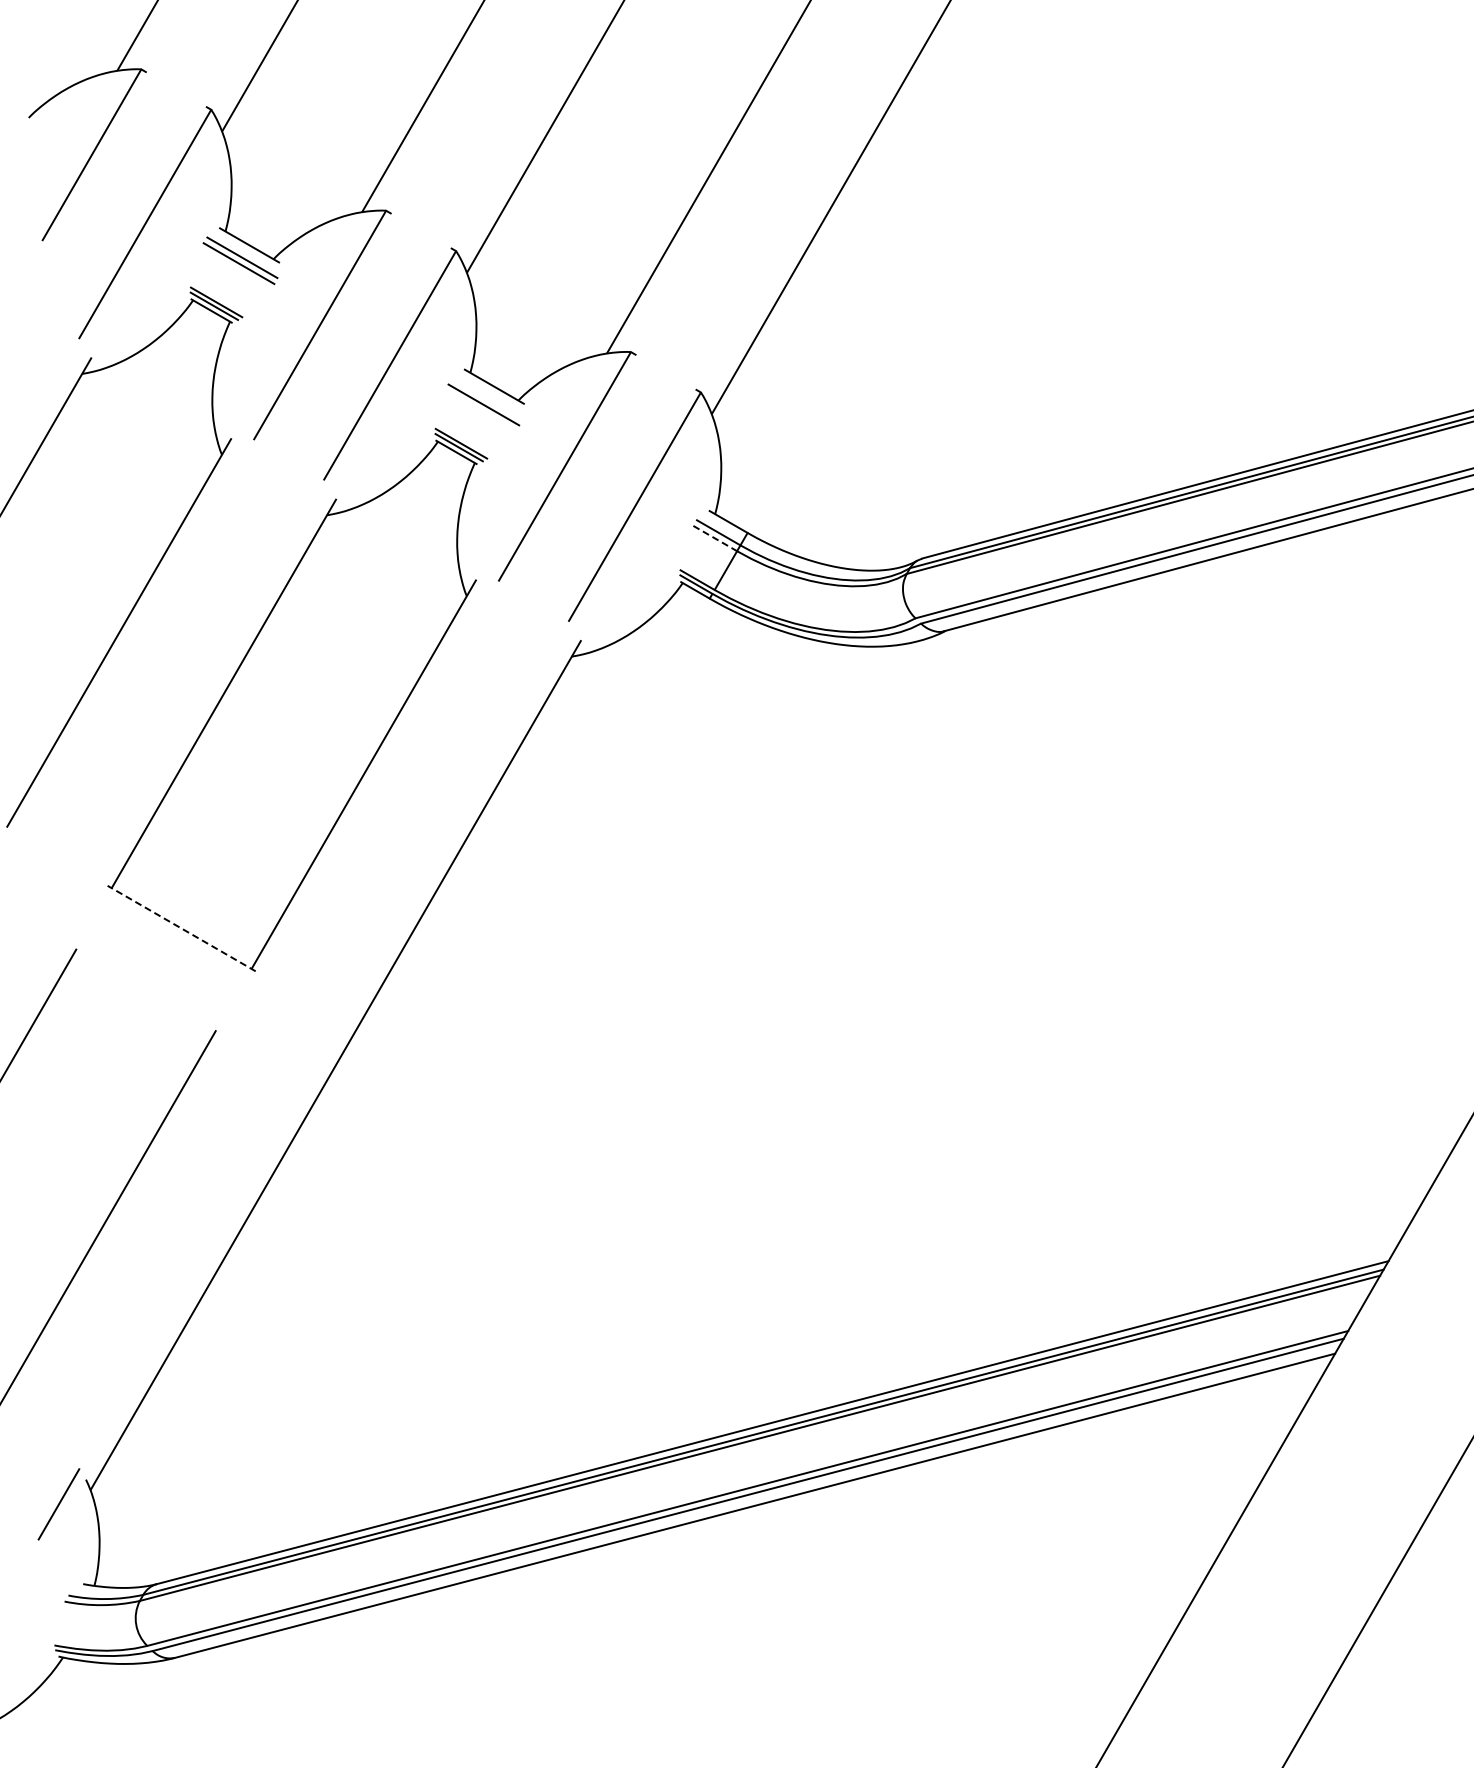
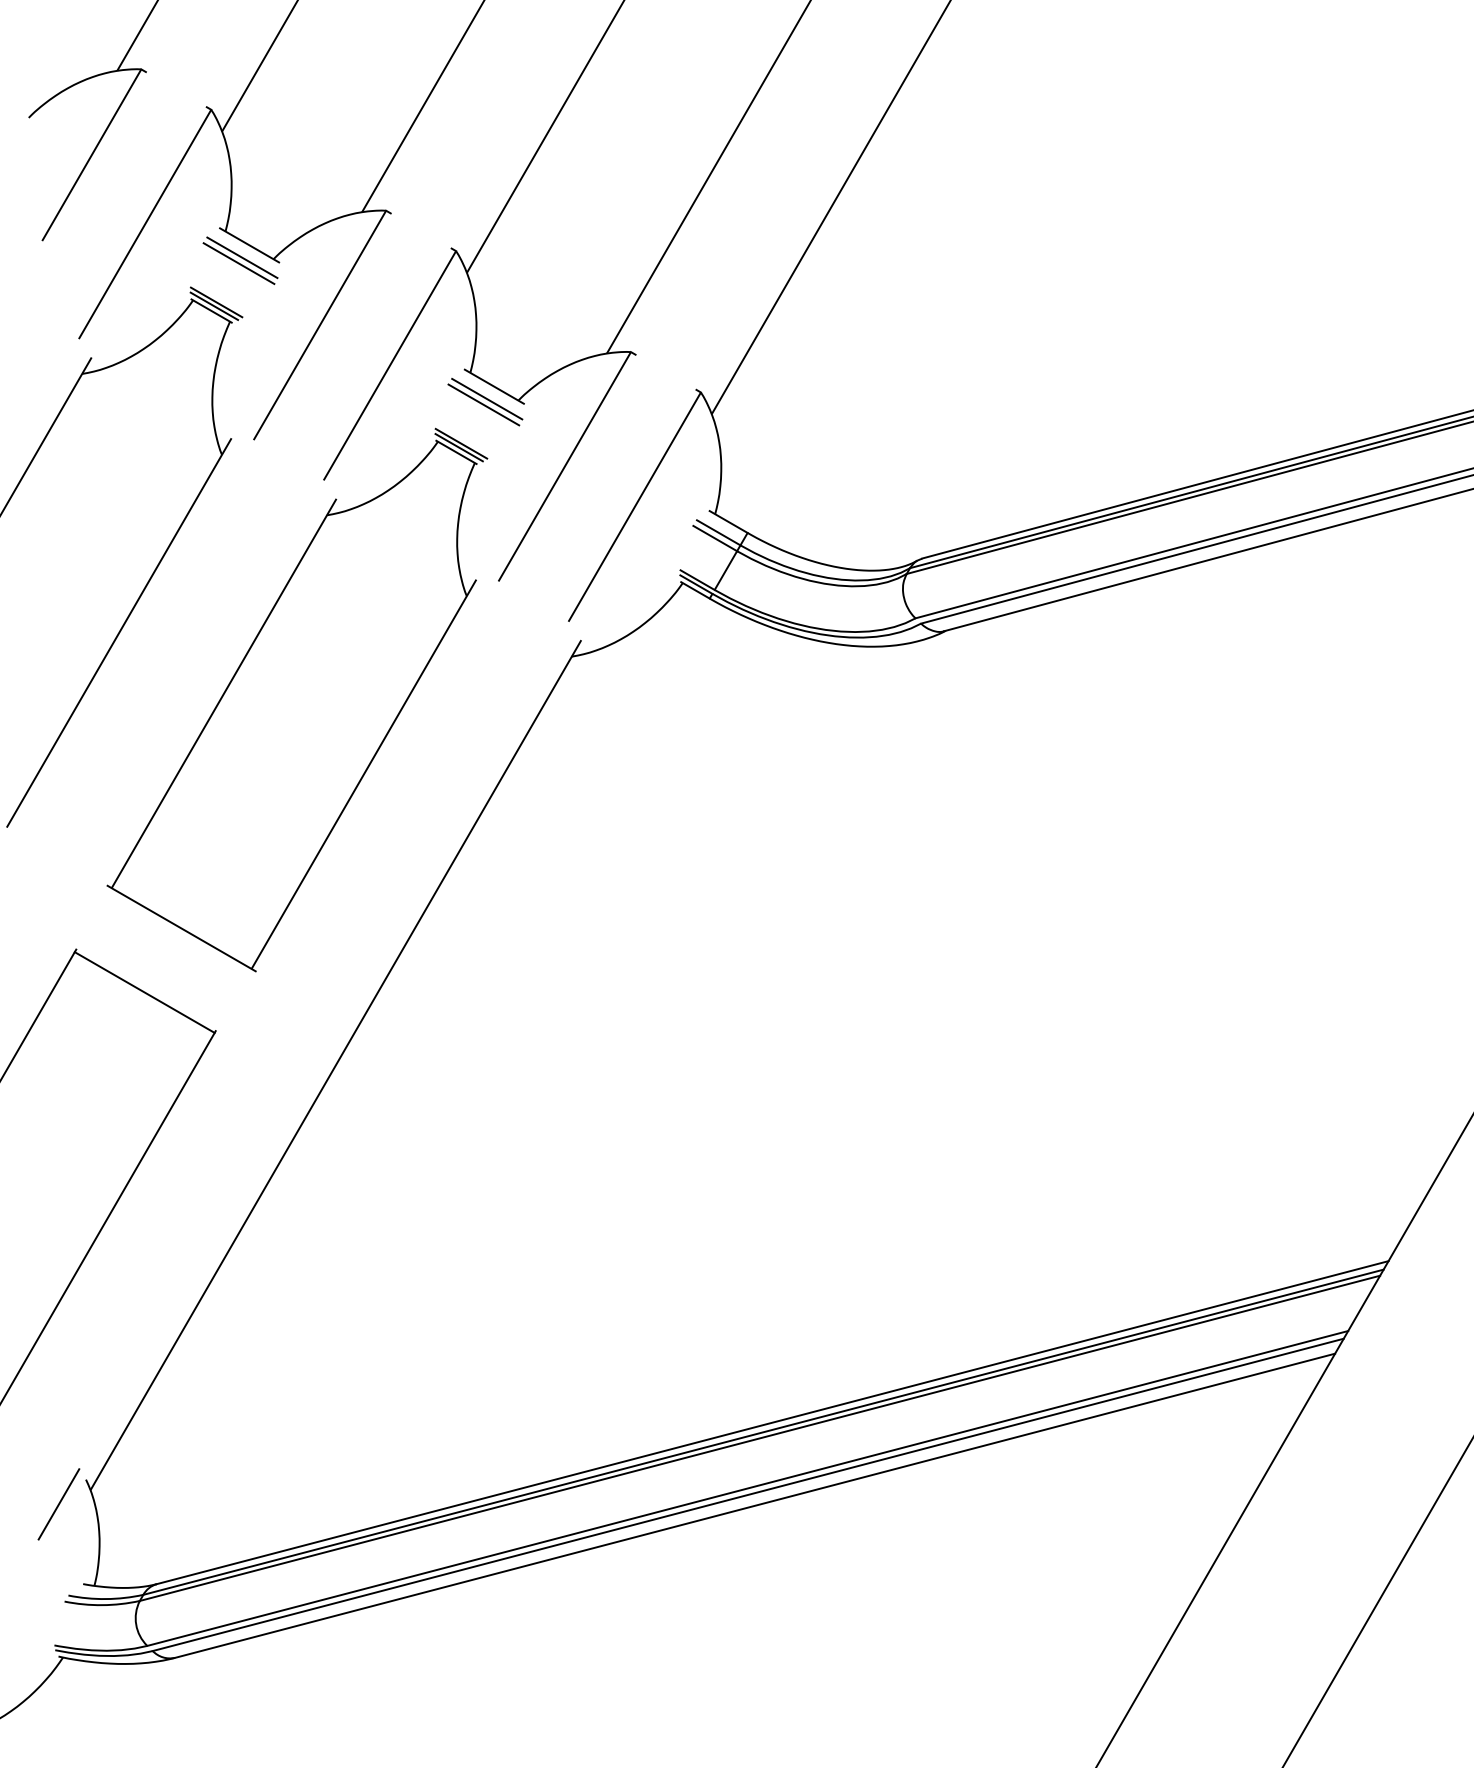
line: none -> present (487, 398)
line: dashed -> solid (715, 538)
line: dashed -> solid (181, 928)
line: none -> present (144, 992)
